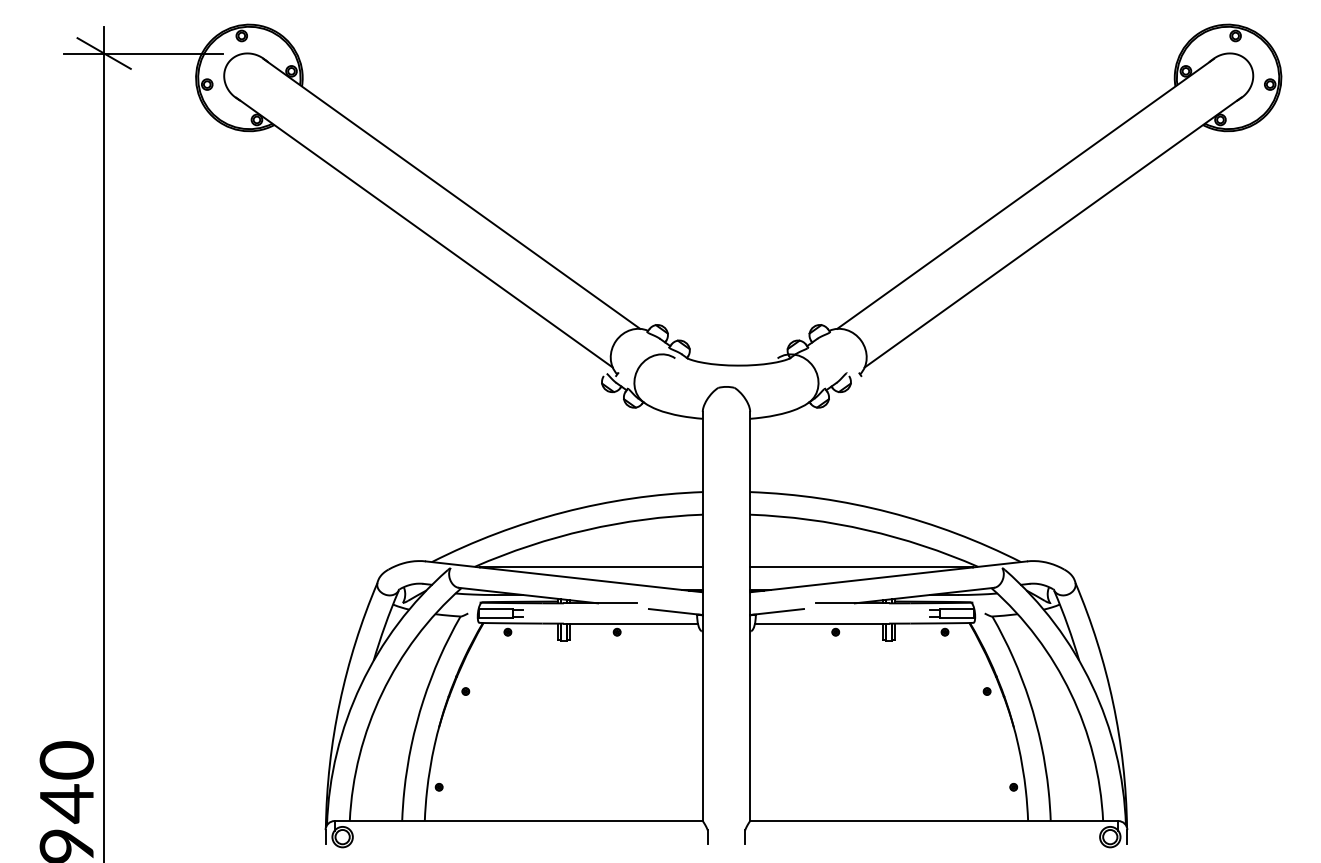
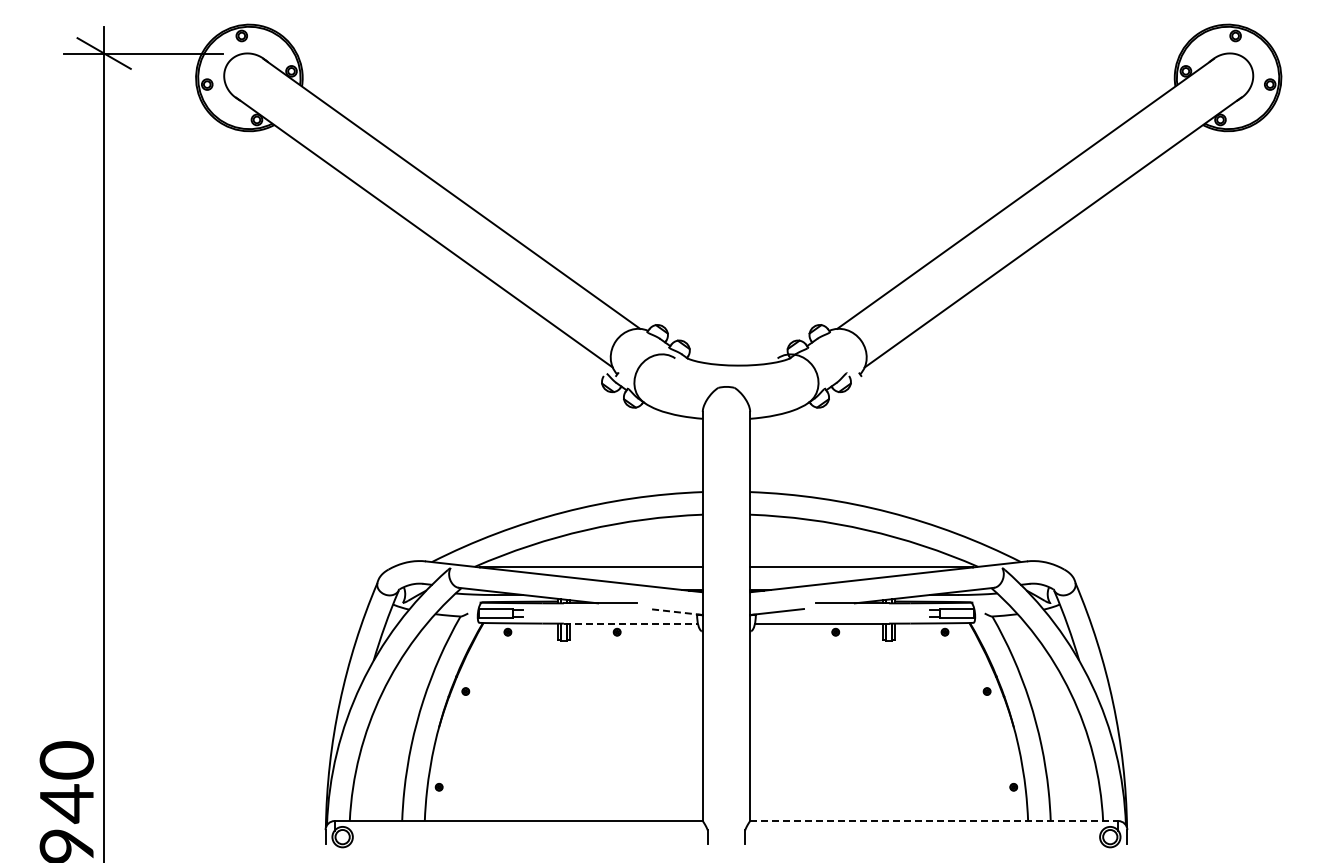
line: solid -> dashed (675, 611)
line: solid -> dashed (631, 623)
line: solid -> dashed (934, 821)
